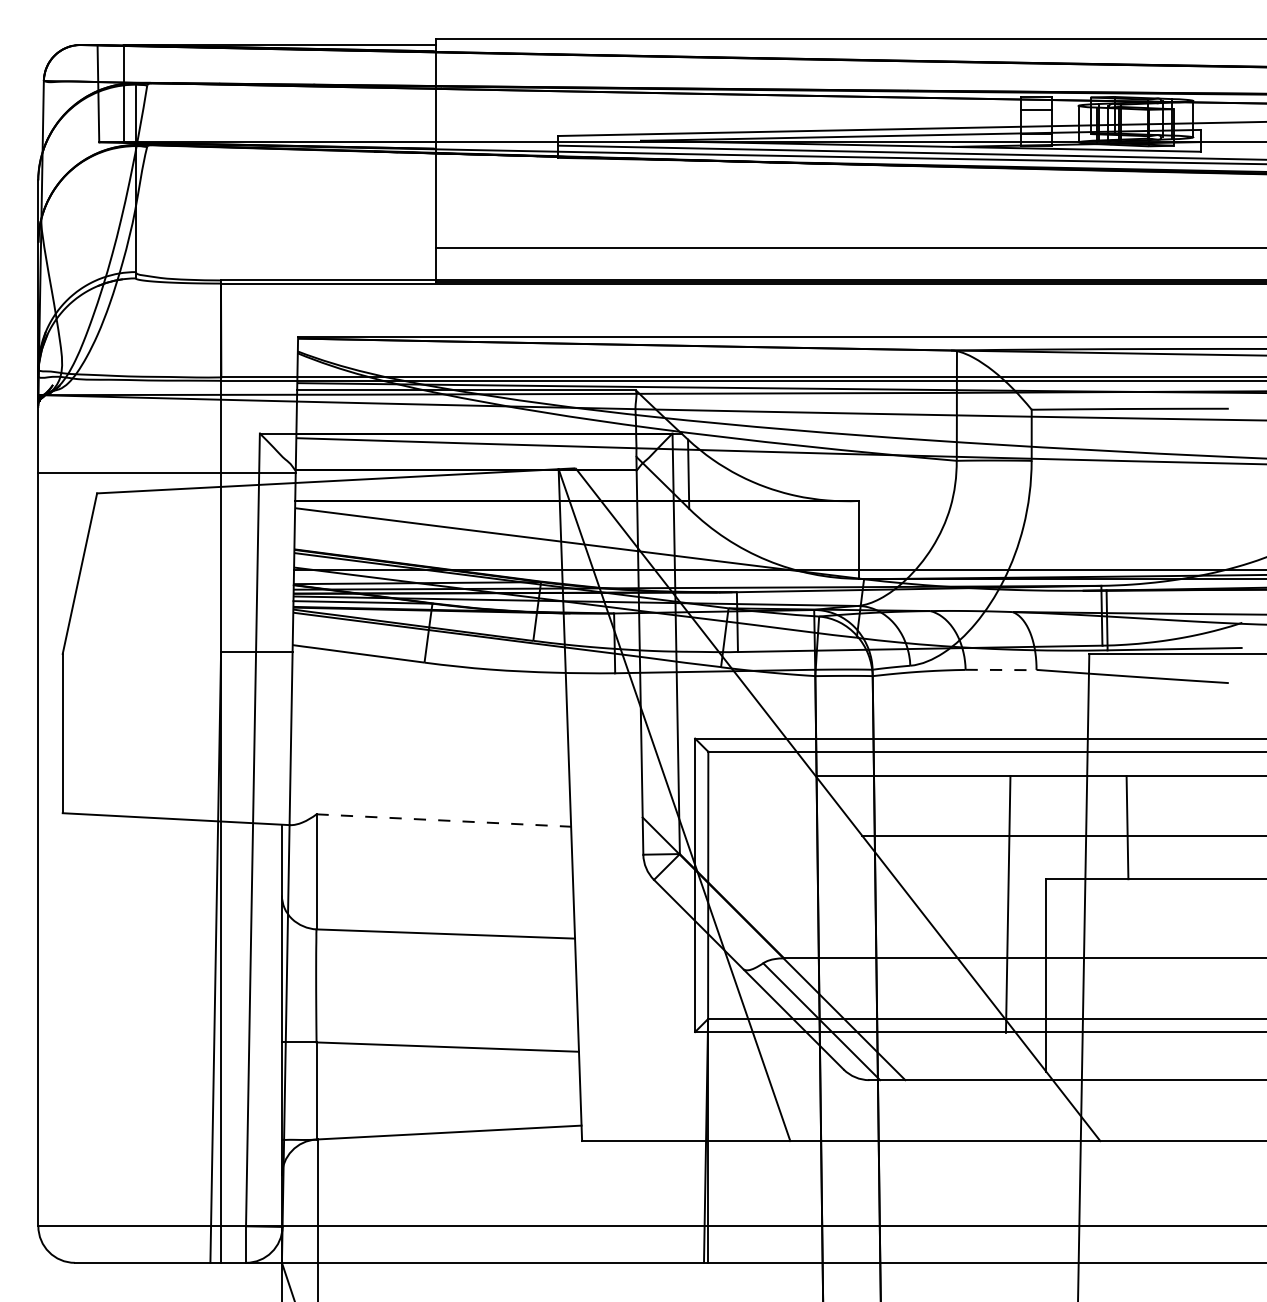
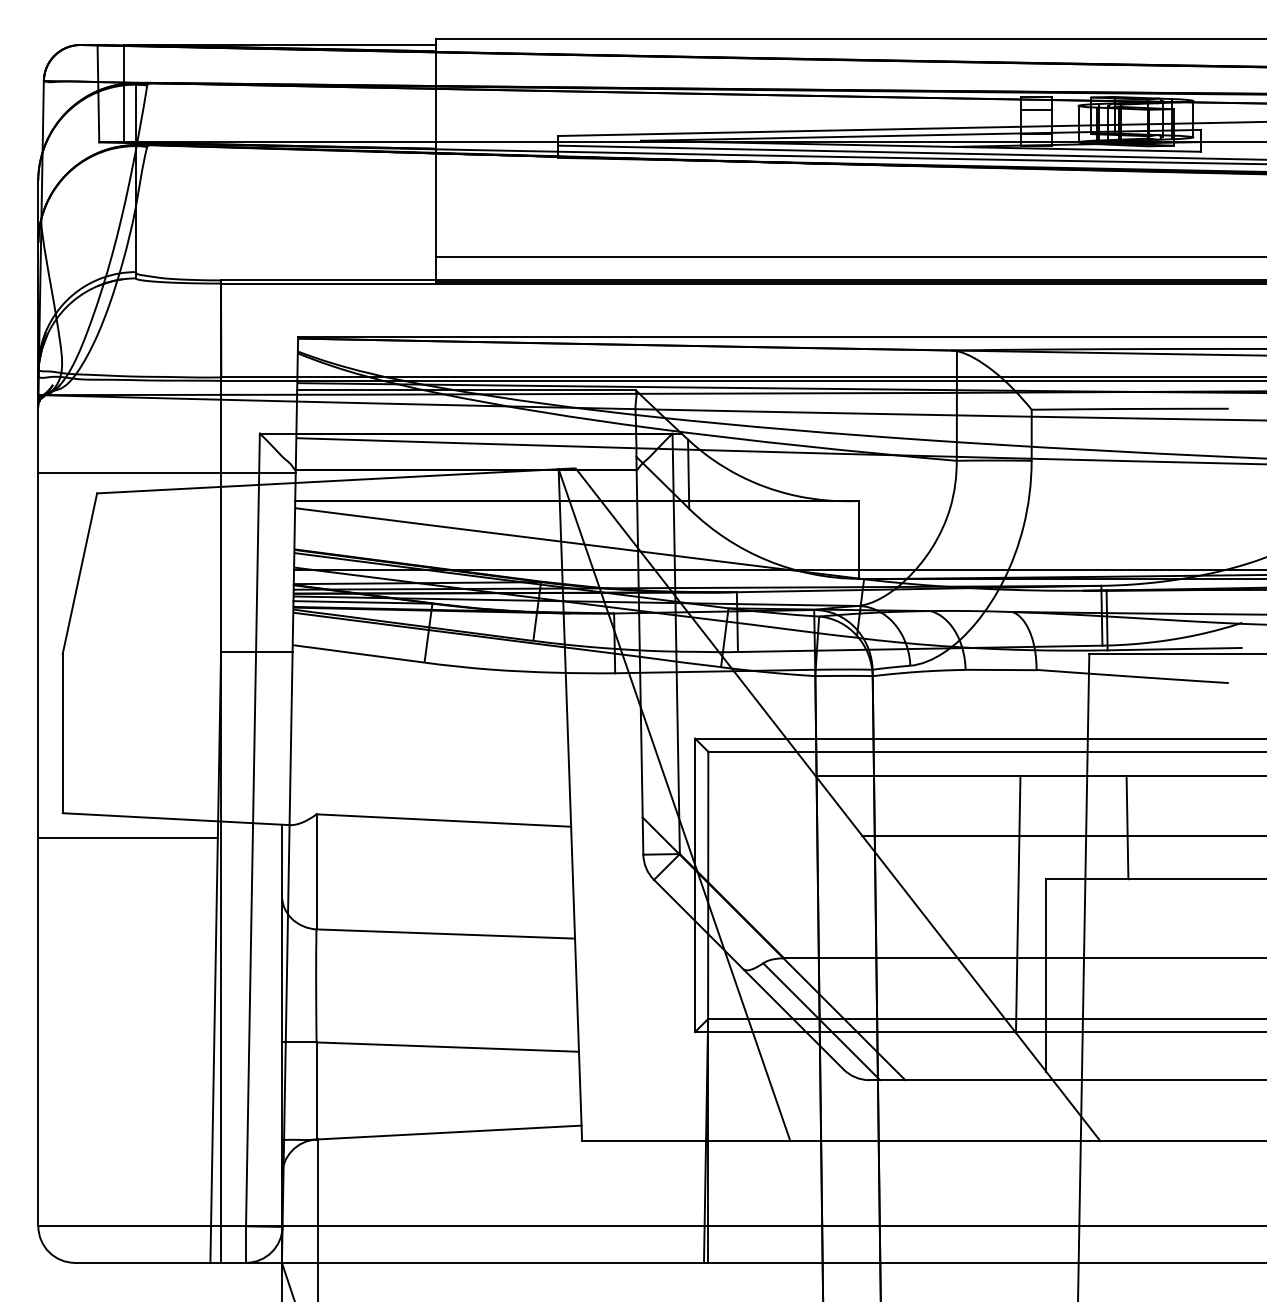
line position: (849, 248) -> (849, 257) (849, 257)
line: dashed -> solid (1001, 670)
line: dashed -> solid (444, 820)
line: none -> present (127, 838)
line position: (1007, 903) -> (1017, 903) (1017, 903)
